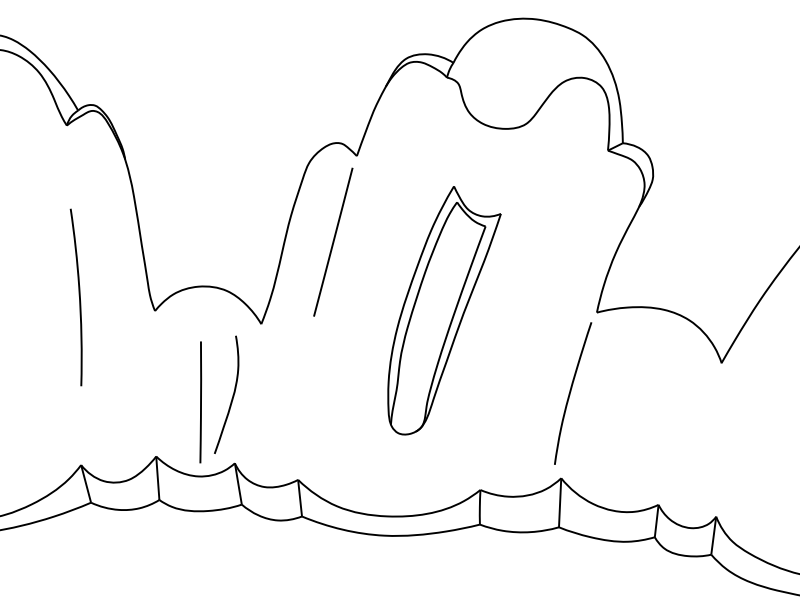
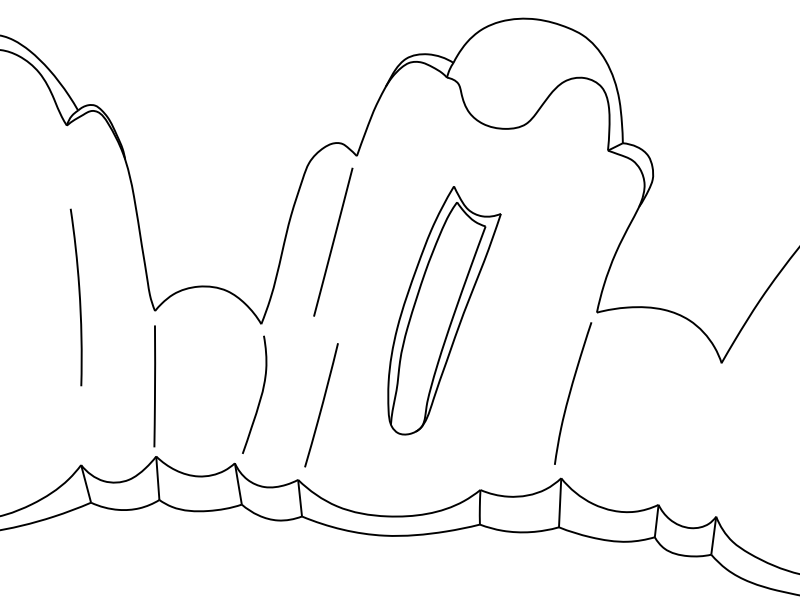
curve position: (232, 395) -> (260, 395) (260, 395)
line position: (200, 402) -> (154, 386) (154, 386)
line: none -> present (321, 405)
